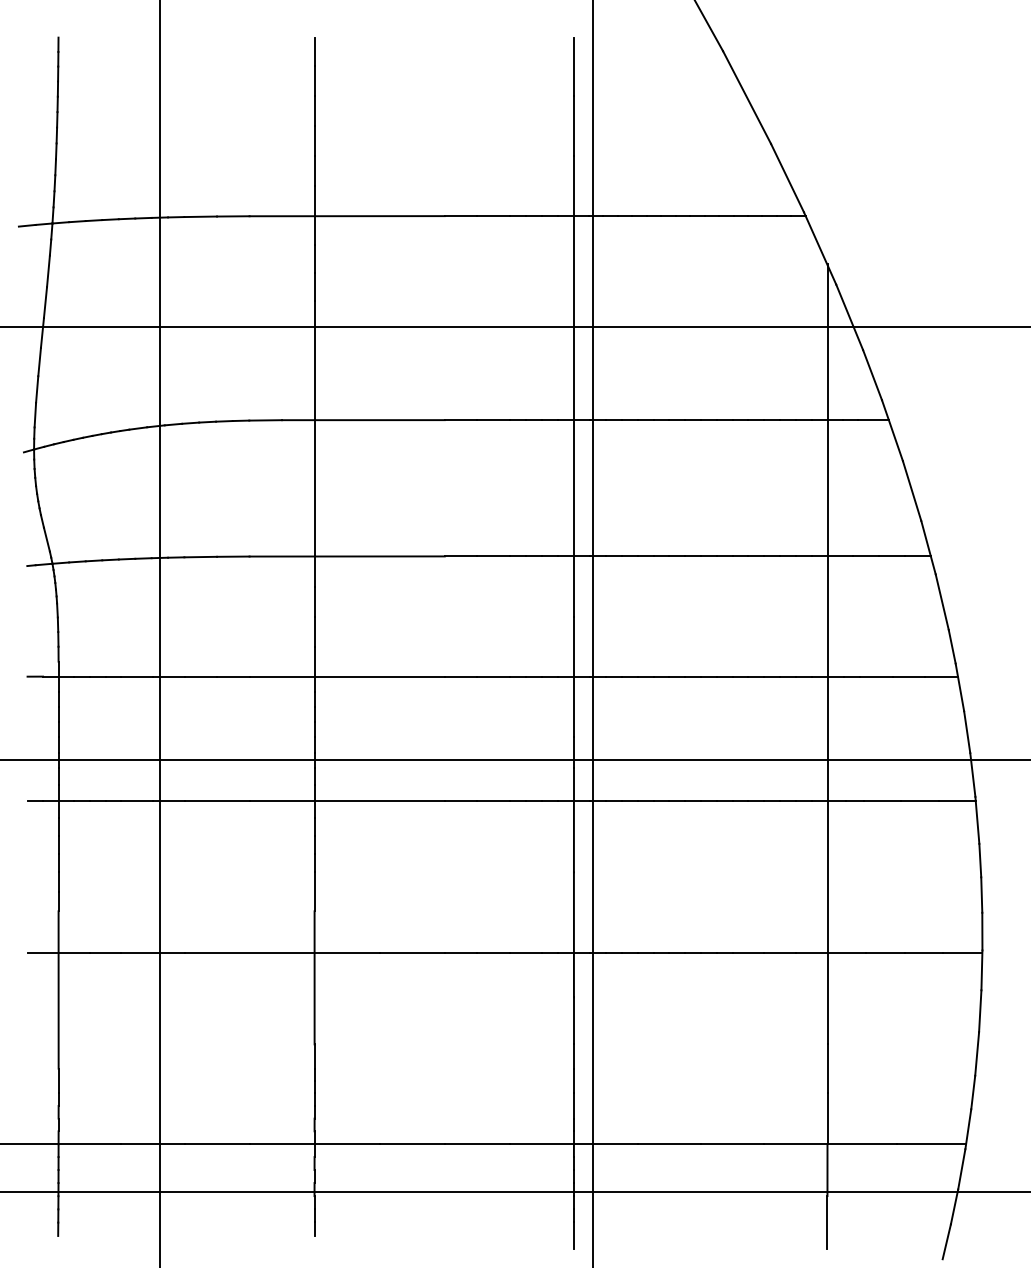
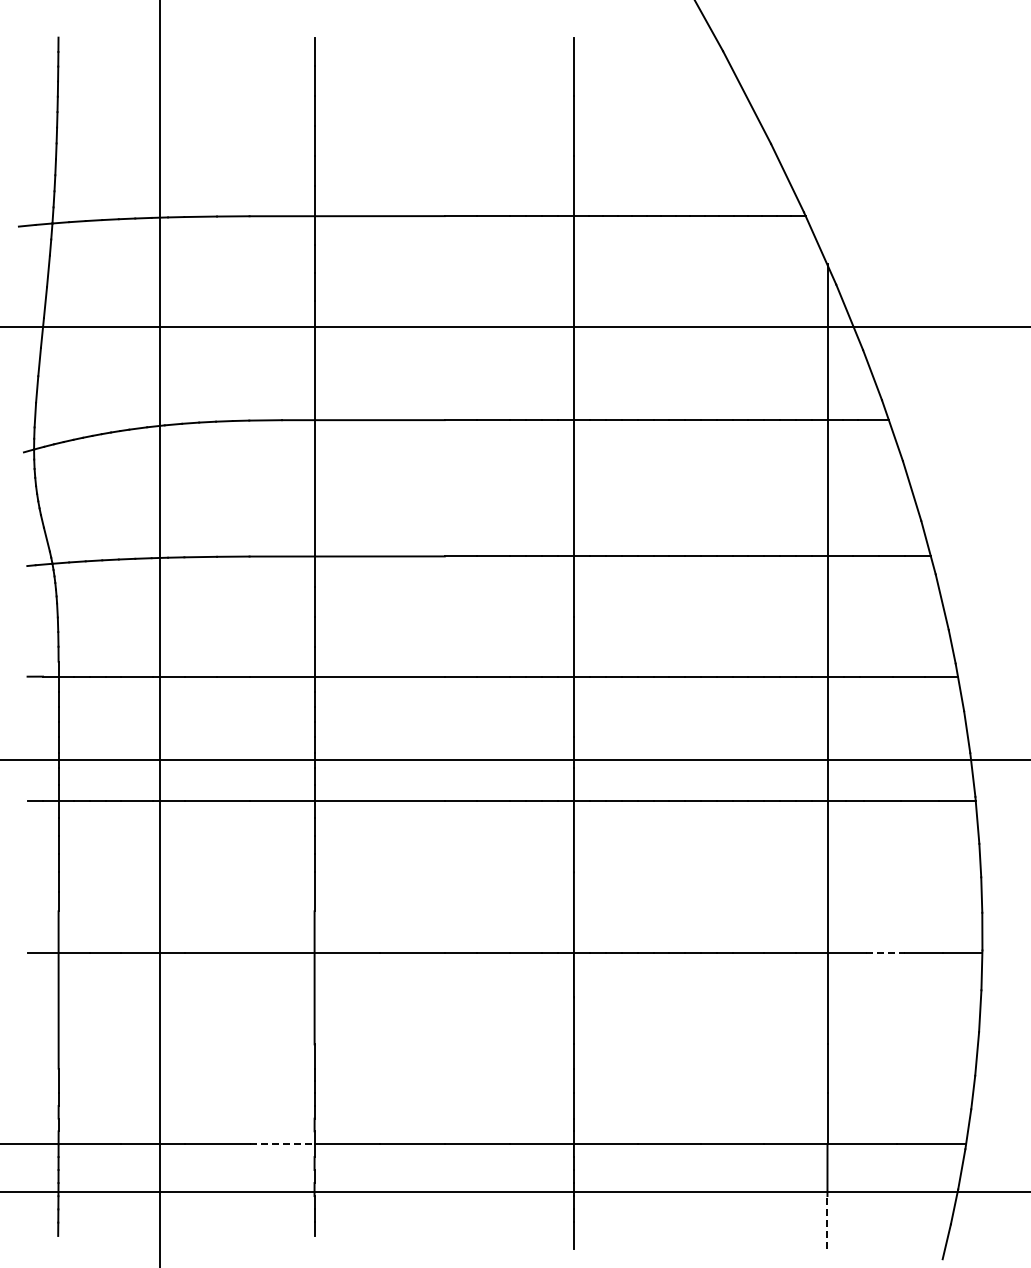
line: present -> none (592, 633)
line: solid -> dashed (885, 952)
line: solid -> dashed (282, 1144)
line: solid -> dashed (827, 1221)
